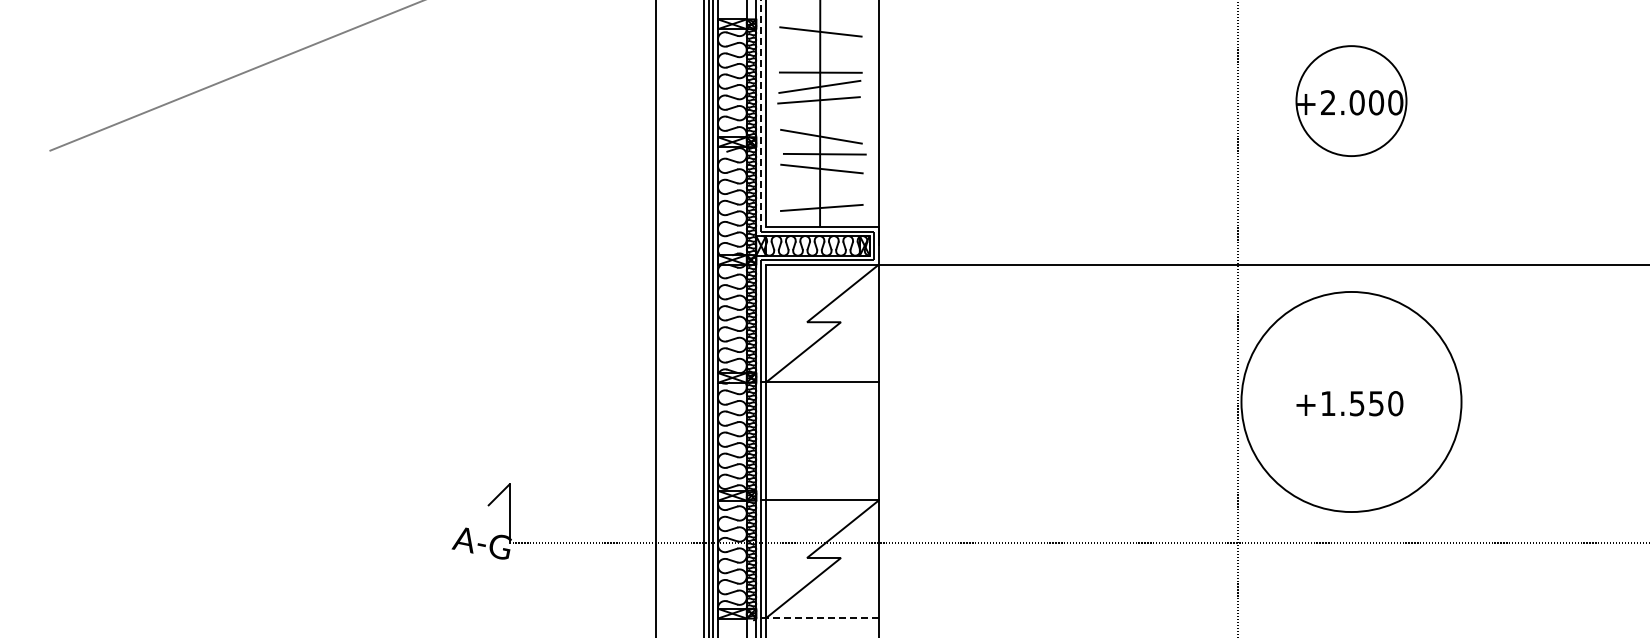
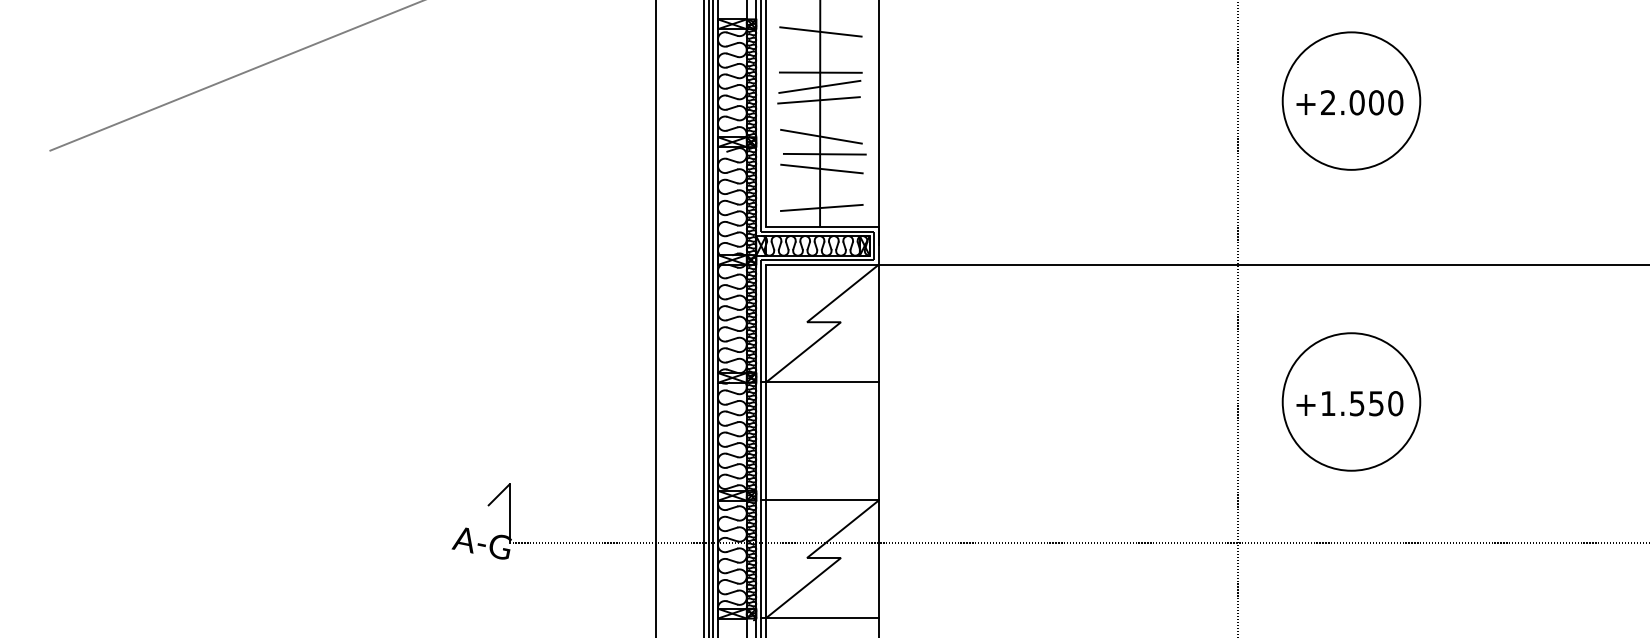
circle diameter: 110 px -> 138 px (1351, 100)
line: dashed -> solid (761, 116)
circle diameter: 220 px -> 138 px (1351, 401)
line: dashed -> solid (820, 618)
